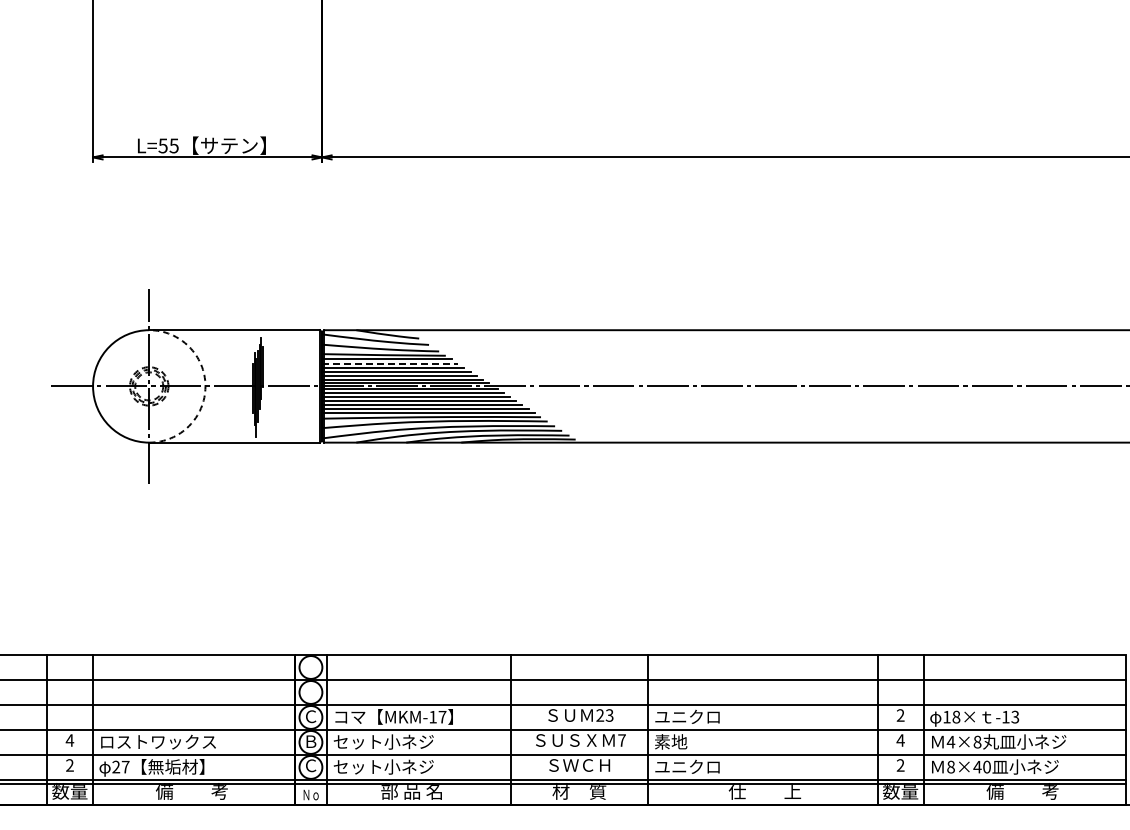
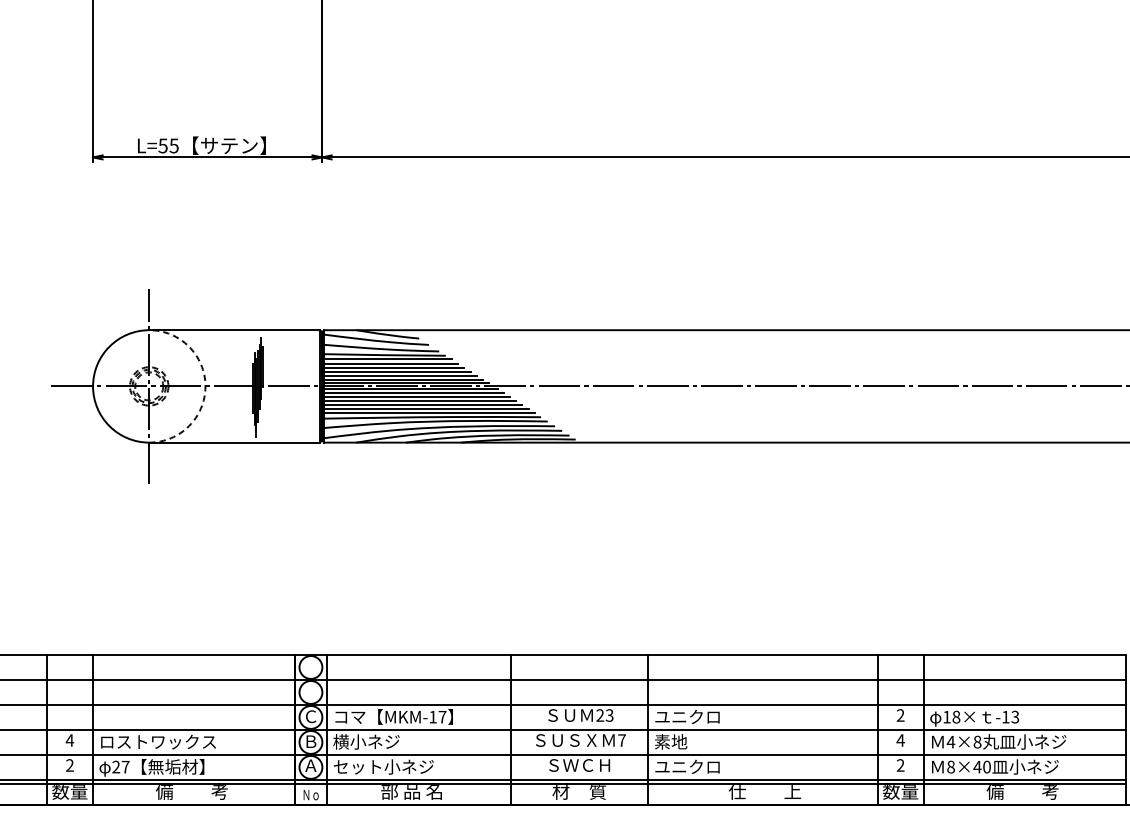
line: dashed -> solid (390, 363)
text: セット小ネジ -> 横小ネジ (383, 741)
text: Ｃ -> Ａ (310, 765)
